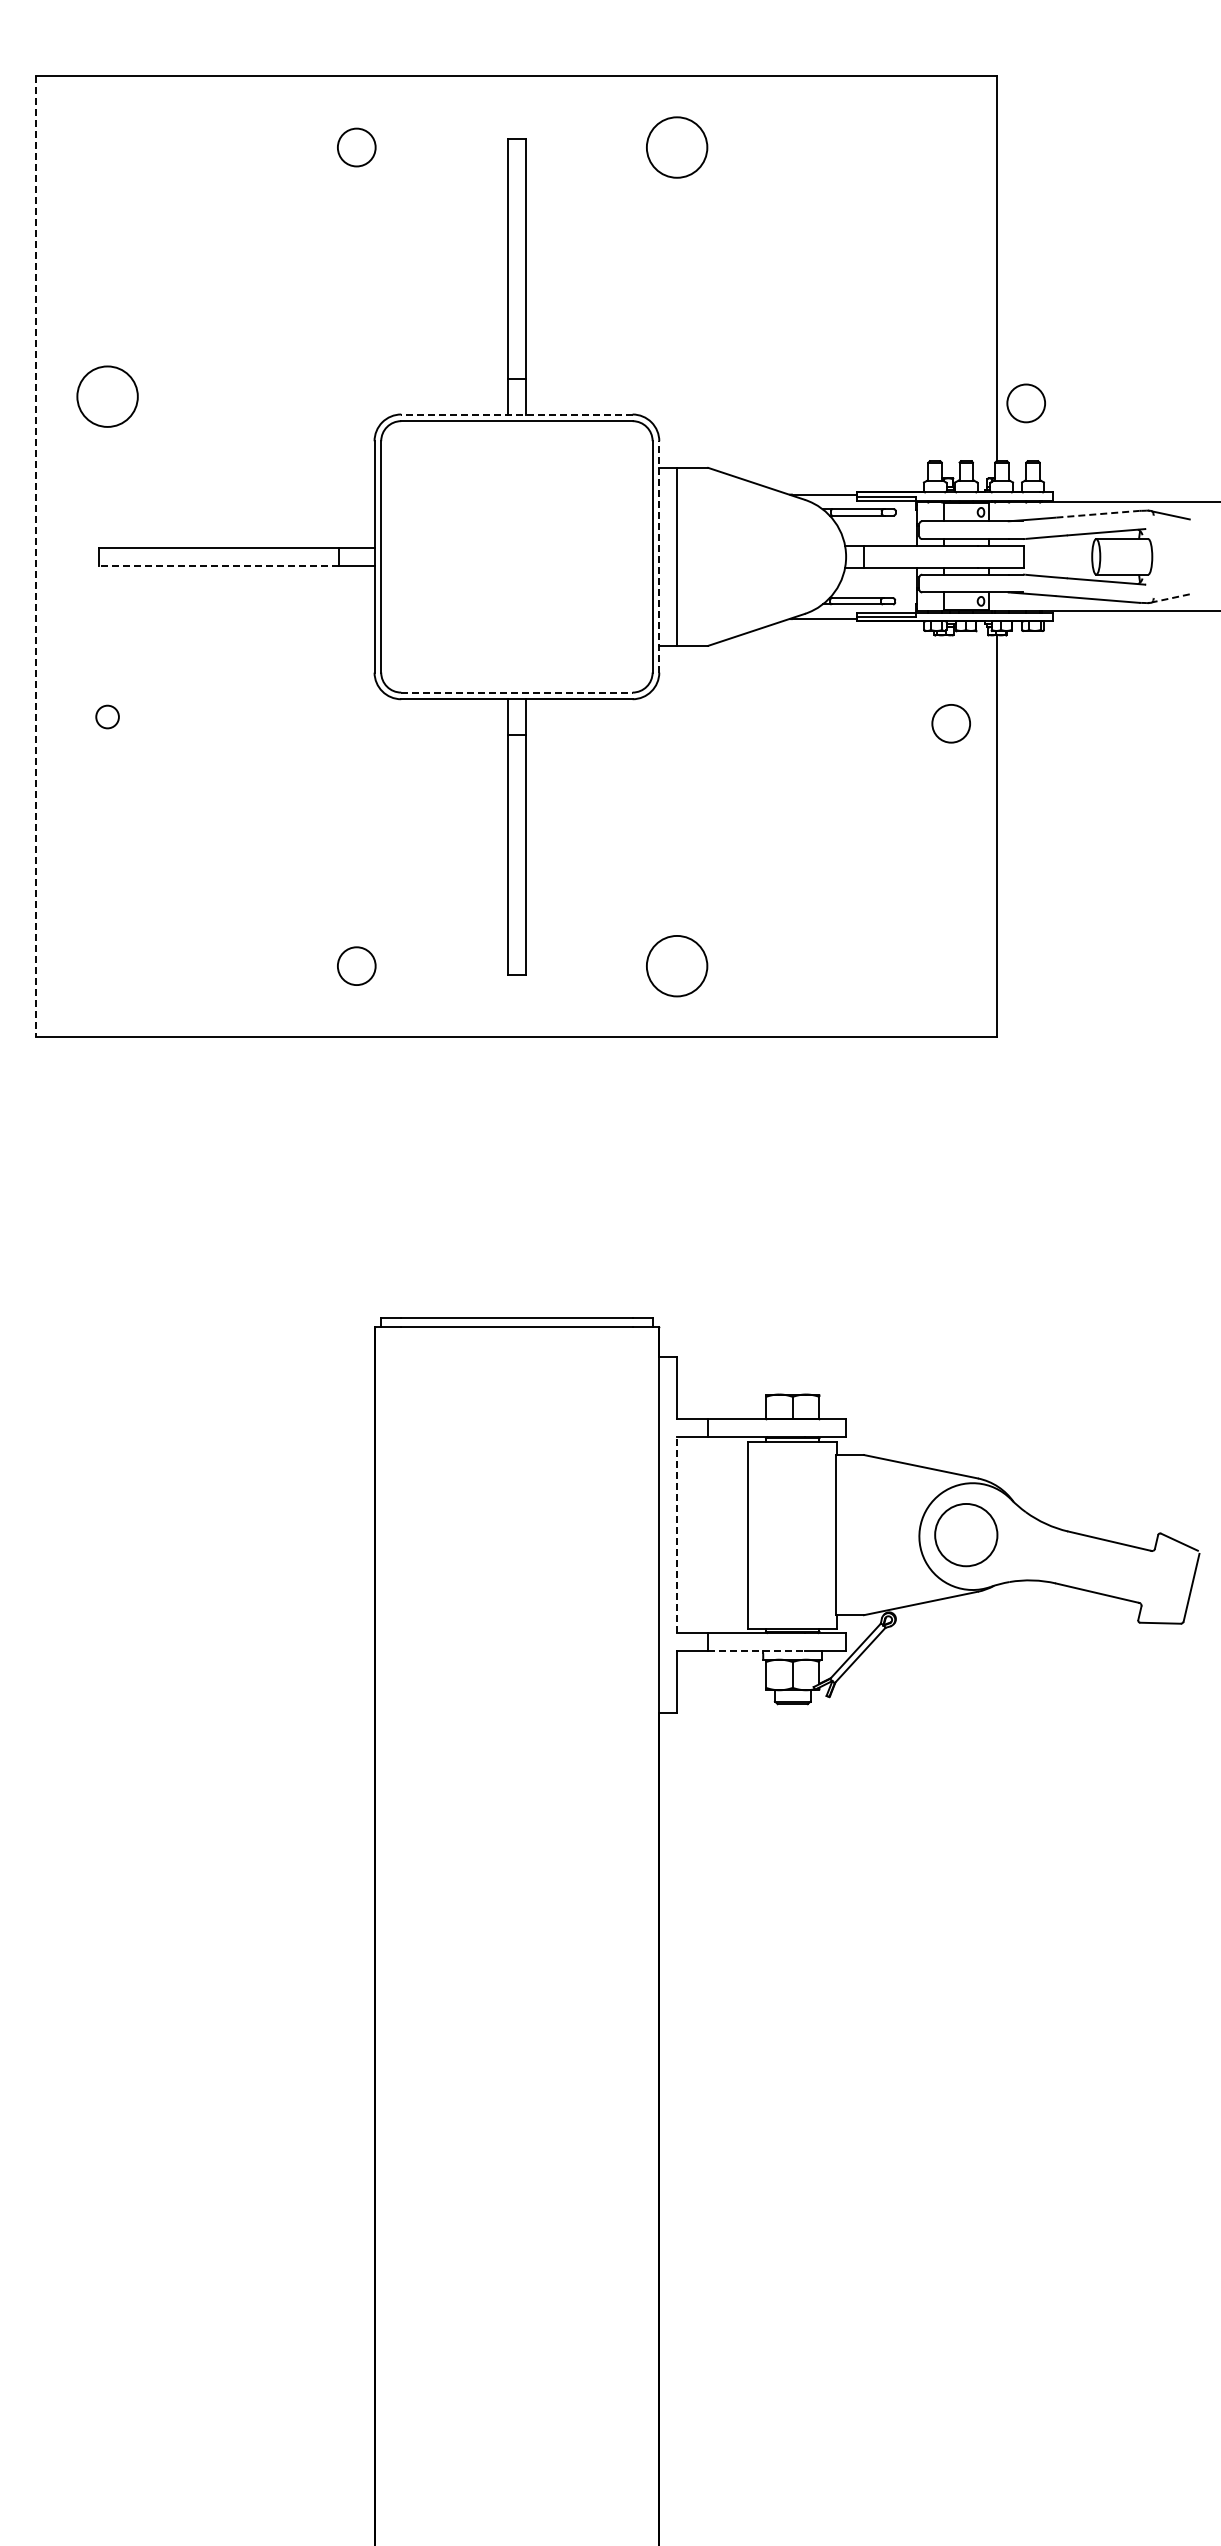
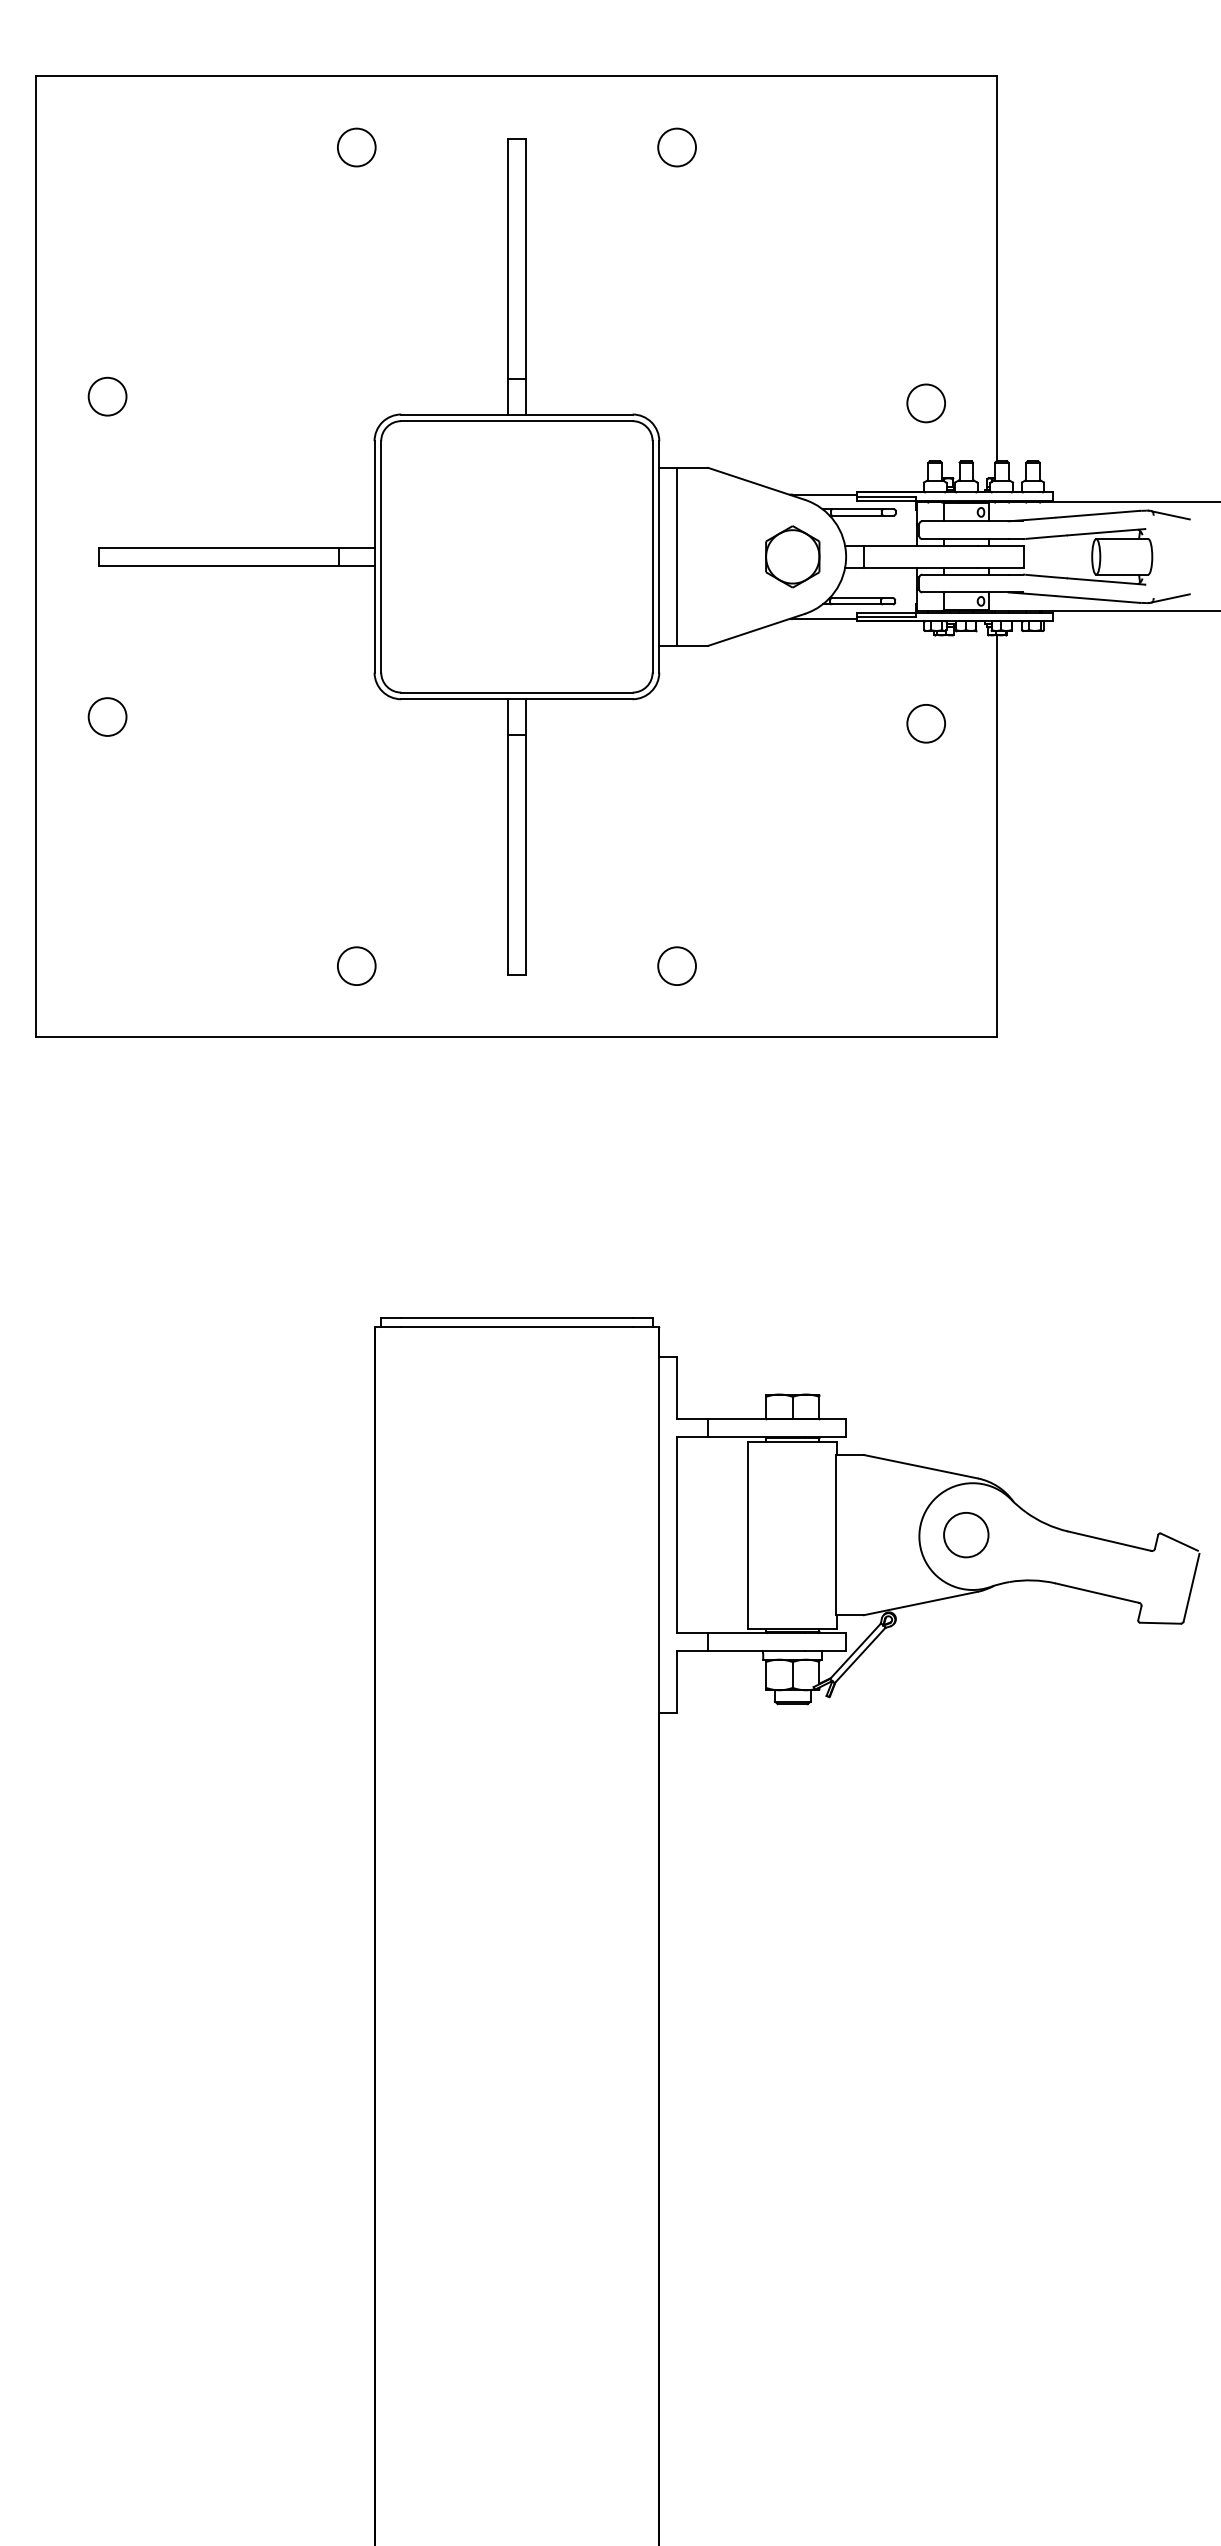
circle diameter: 60 px -> 38 px (677, 147)
circle diameter: 60 px -> 38 px (107, 396)
circle position: (1025, 403) -> (925, 403) (925, 403)
line: dashed -> solid (516, 414)
line: dashed -> solid (1097, 514)
line: dashed -> solid (36, 556)
line: dashed -> solid (659, 556)
part: none -> present (792, 556)
line: dashed -> solid (218, 565)
line: dashed -> solid (1170, 598)
line: dashed -> solid (516, 692)
circle diameter: 23 px -> 38 px (107, 716)
circle position: (950, 723) -> (925, 723) (925, 723)
circle diameter: 60 px -> 38 px (677, 966)
circle diameter: 62 px -> 44 px (966, 1534)
line: dashed -> solid (677, 1535)
line: dashed -> solid (757, 1650)
